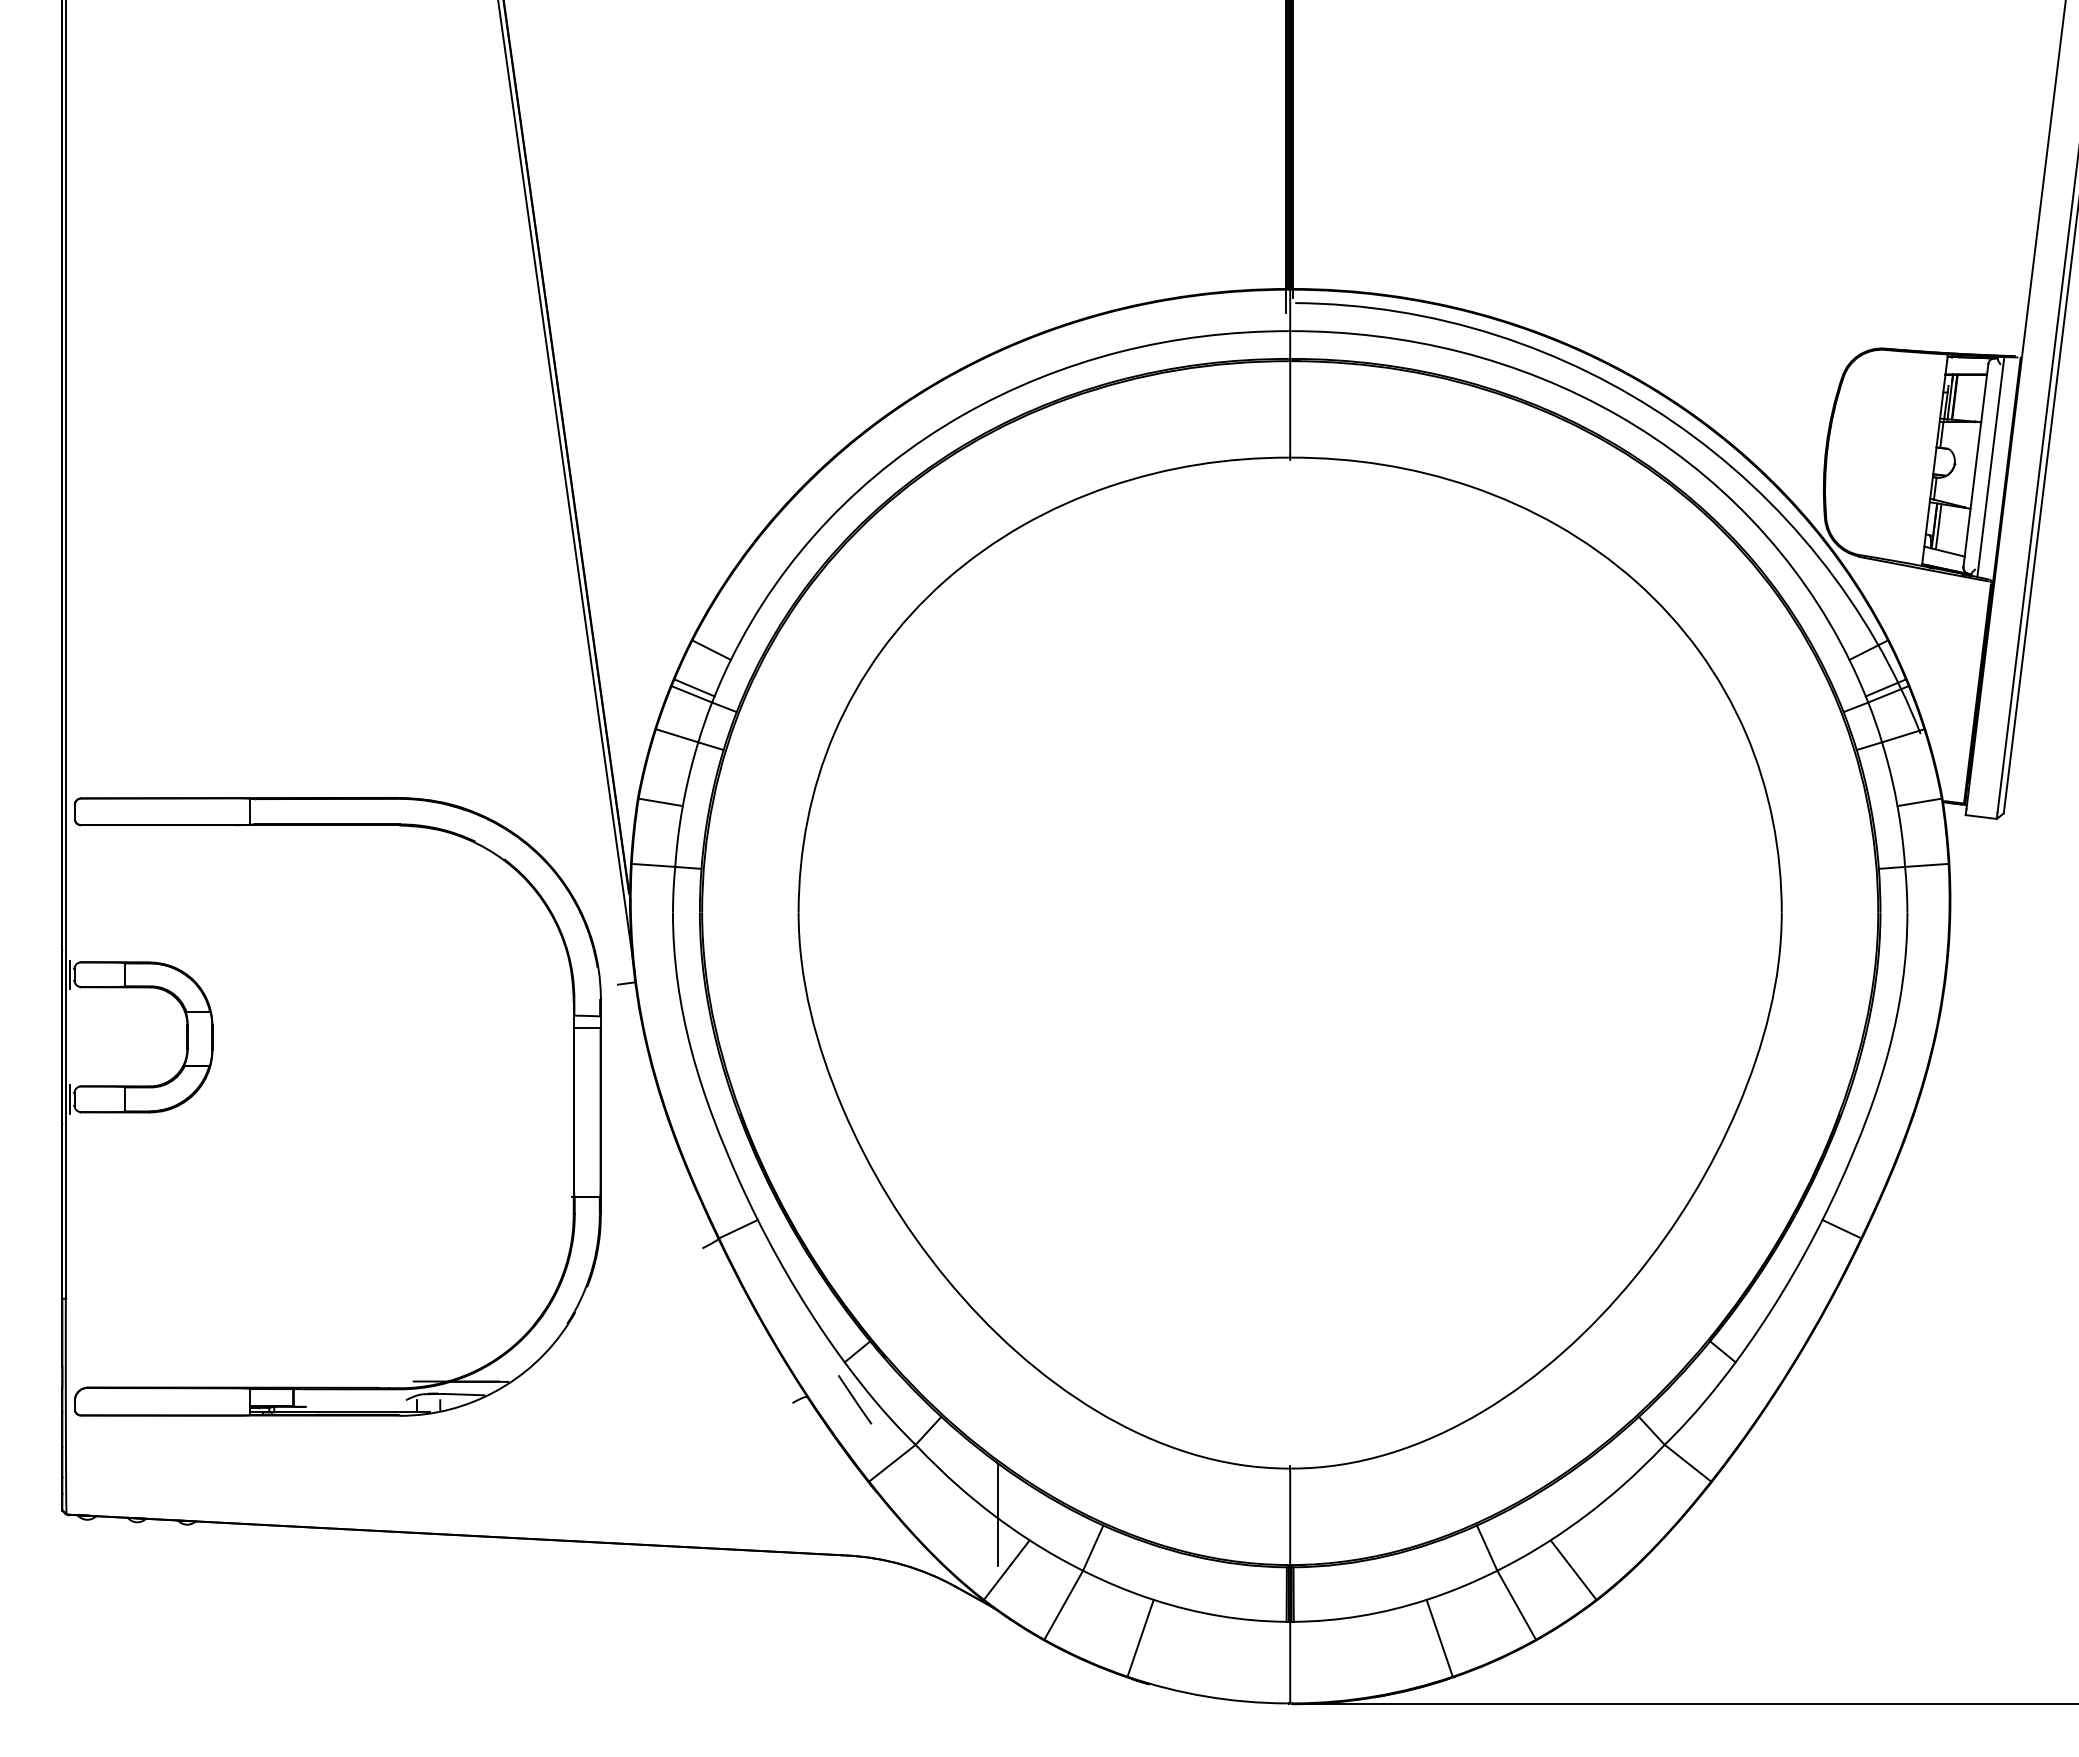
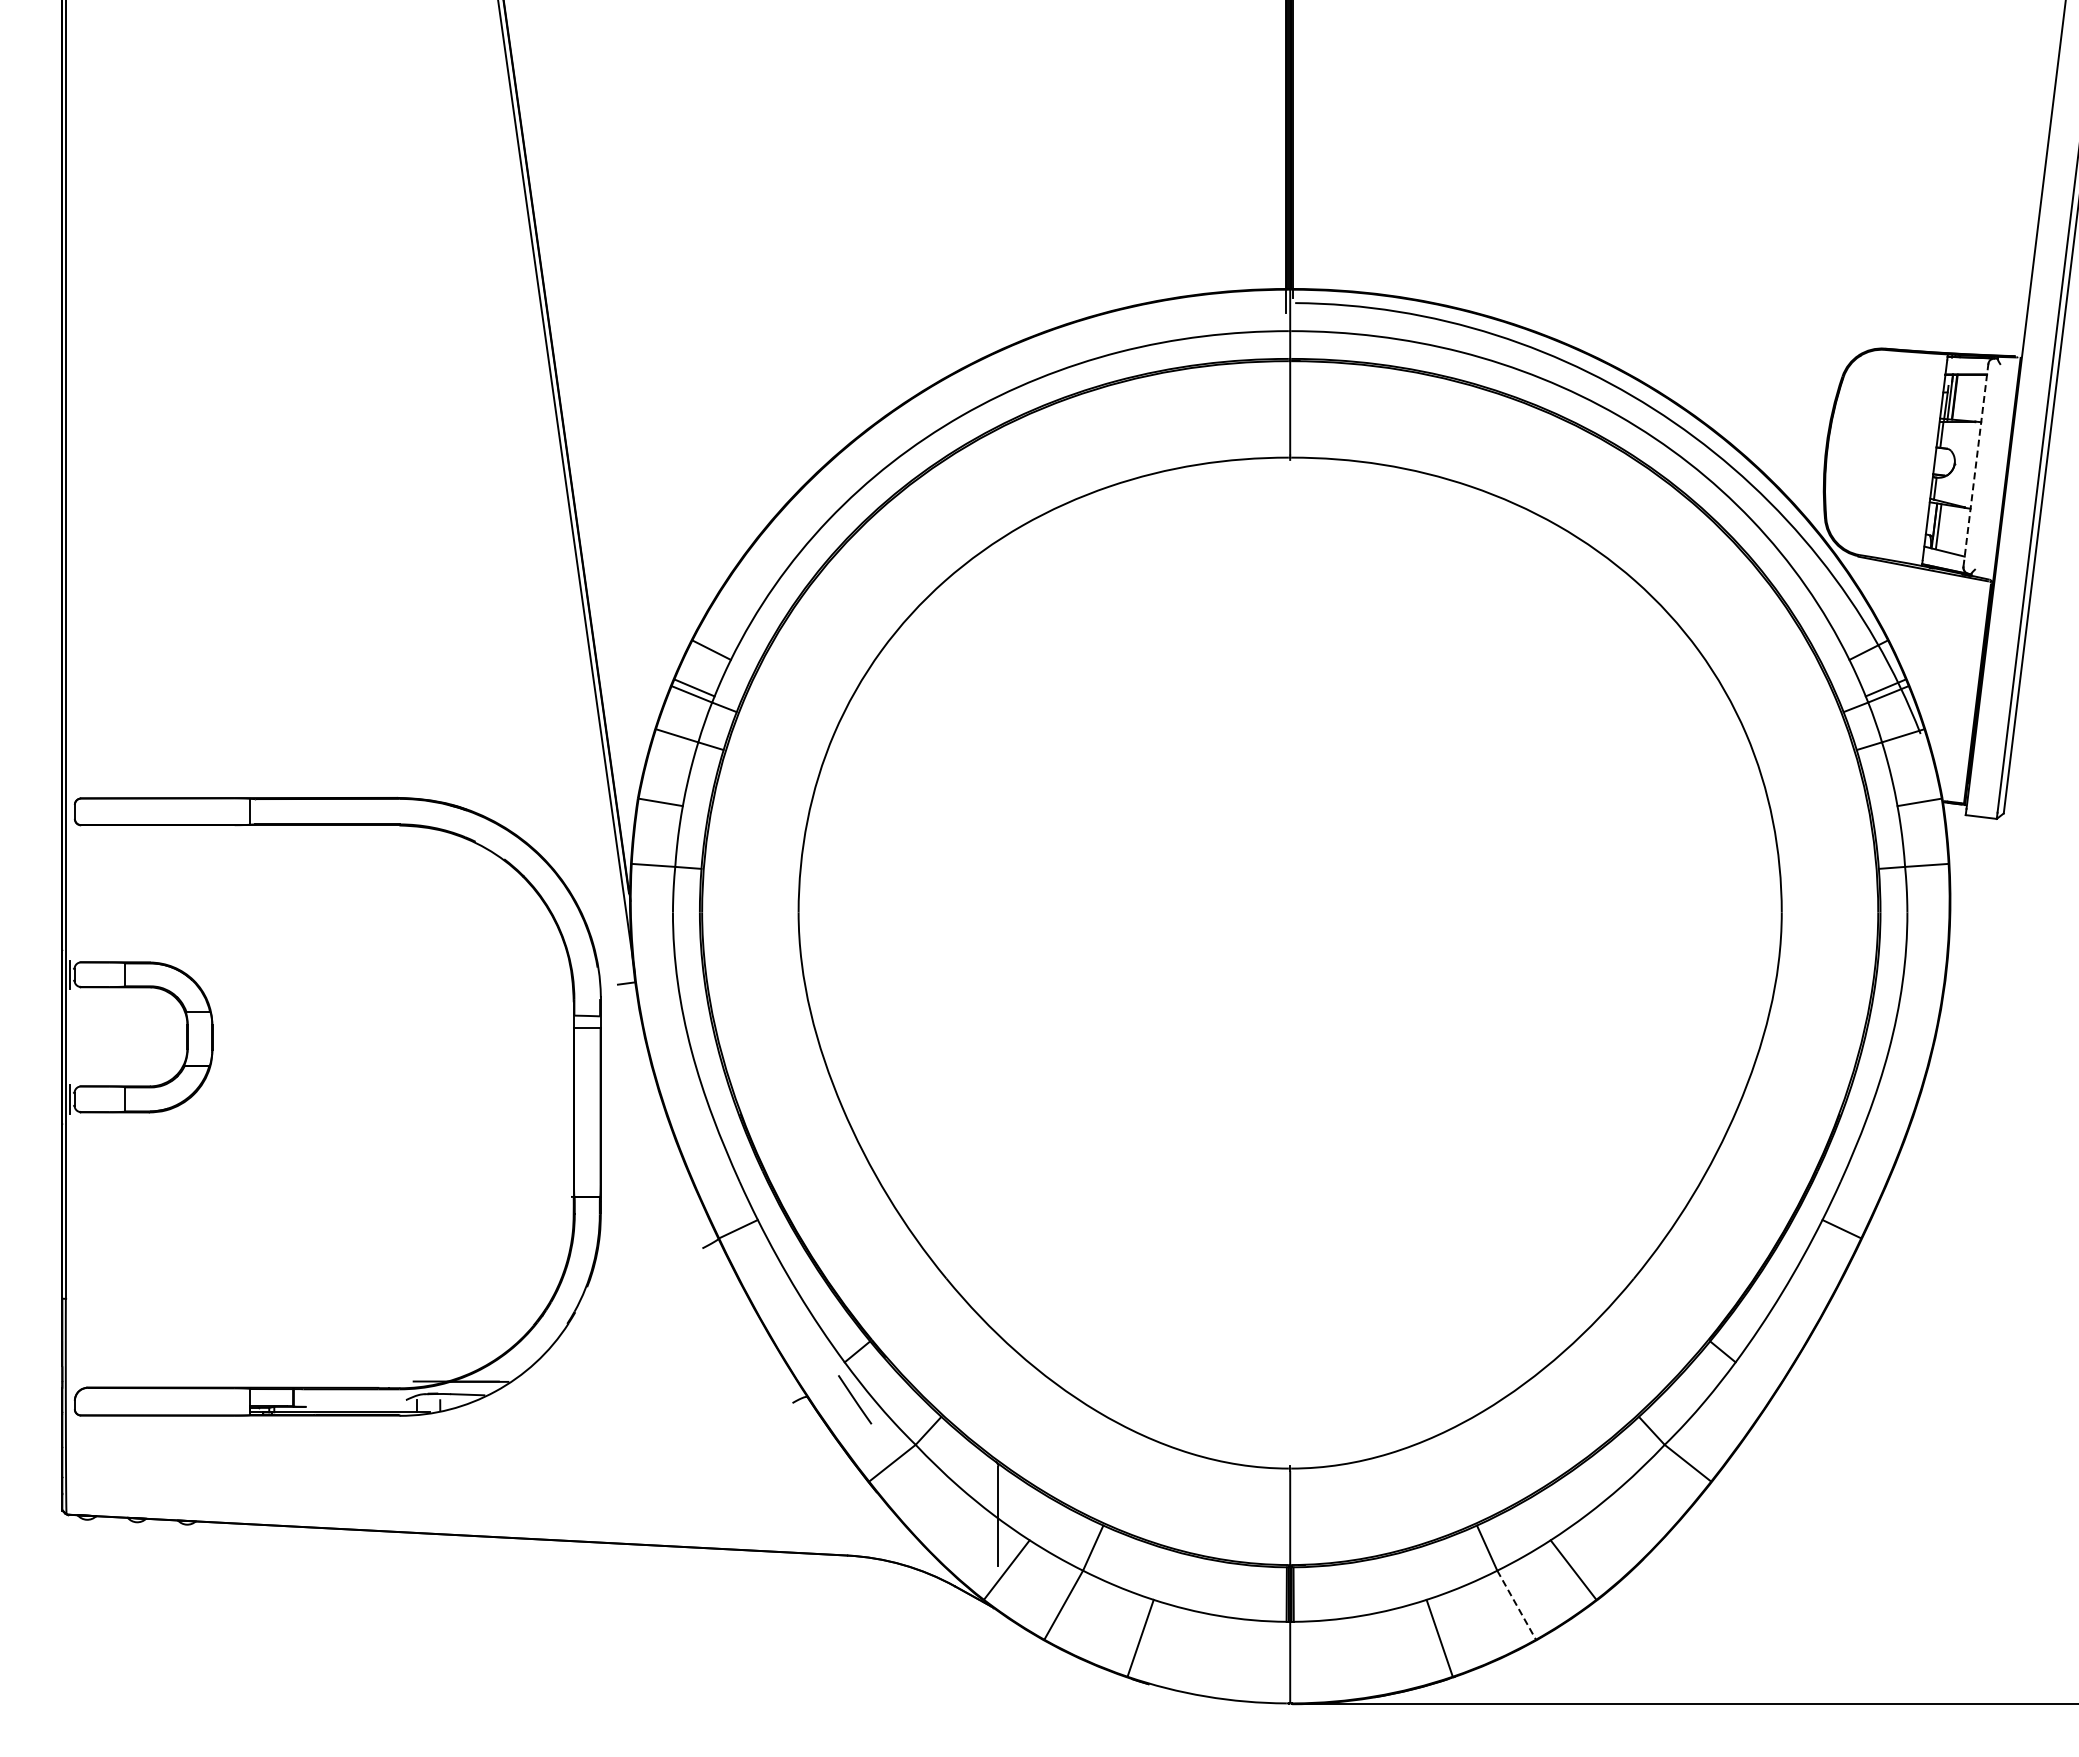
line: solid -> dashed (1975, 464)
line: present -> none (1990, 467)
line: solid -> dashed (1516, 1605)
